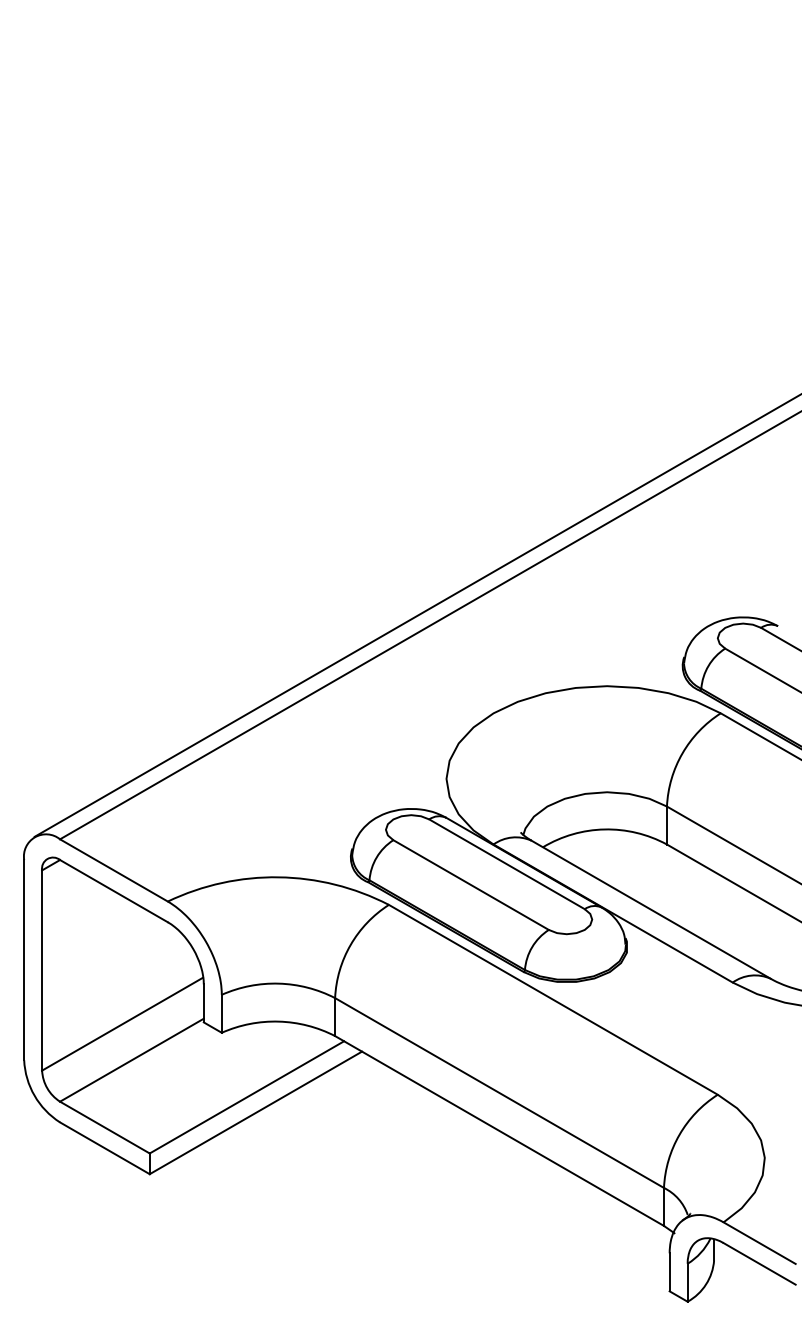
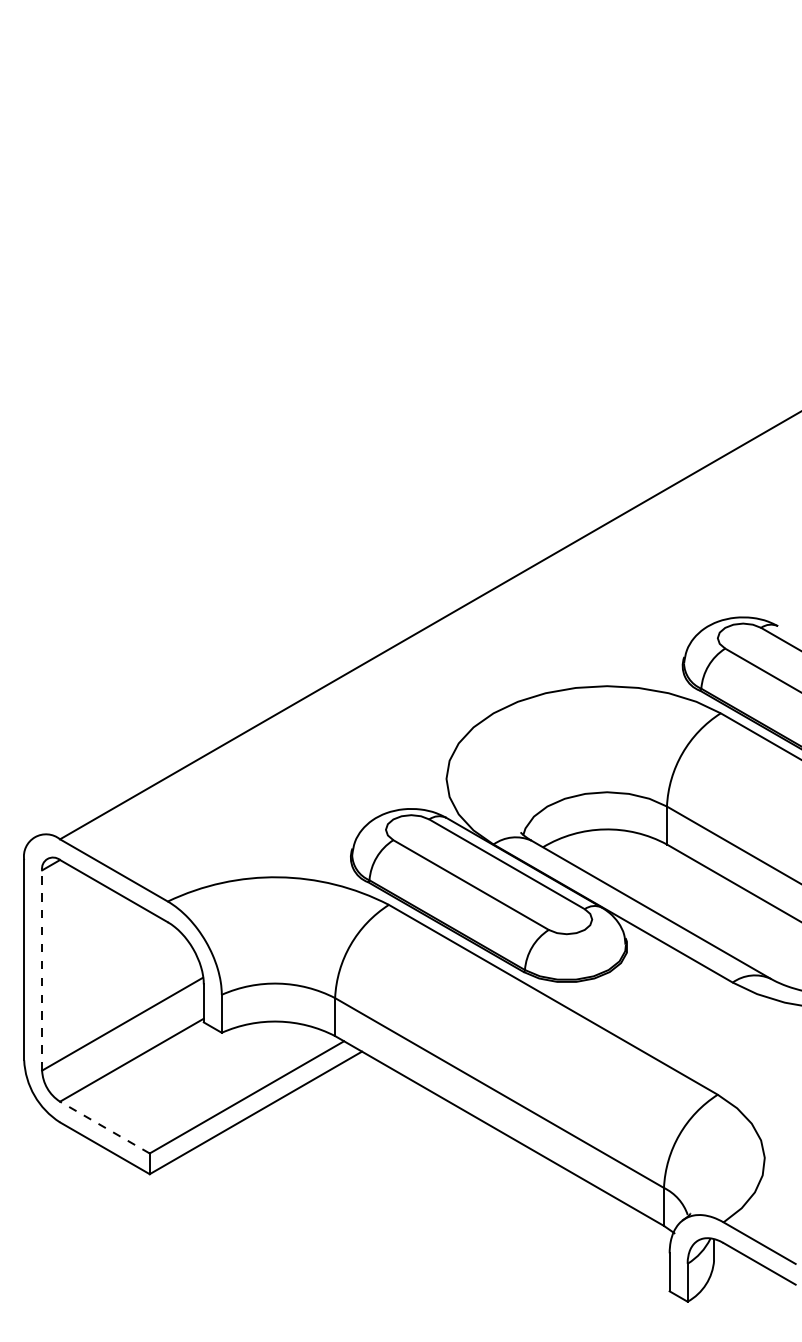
line: present -> none (416, 615)
line: solid -> dashed (42, 970)
line: solid -> dashed (104, 1127)
